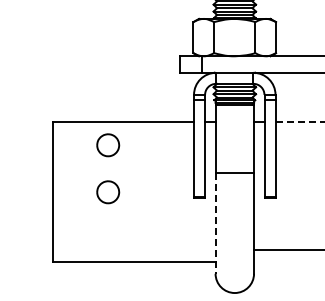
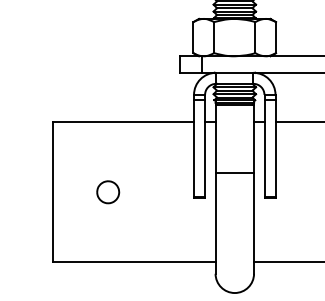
line: dashed -> solid (299, 122)
part: present -> none (108, 145)
line: dashed -> solid (215, 224)
line position: (287, 250) -> (287, 262) (287, 262)
